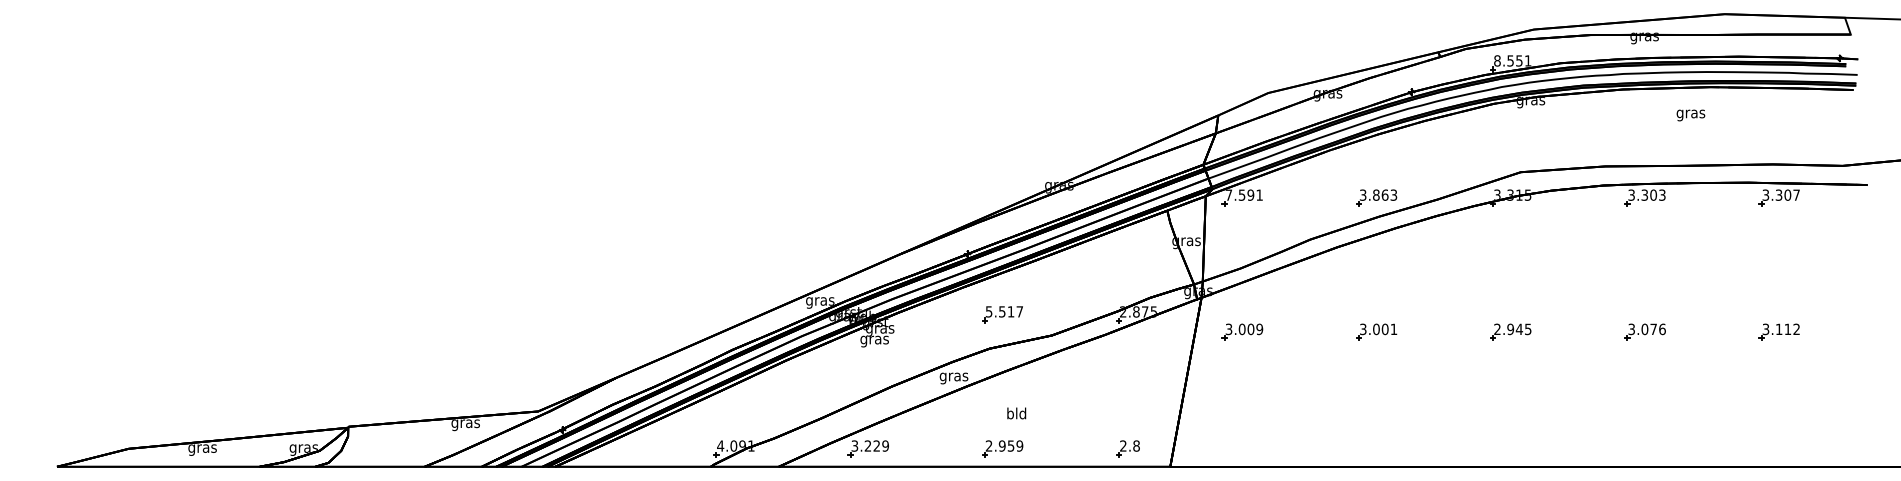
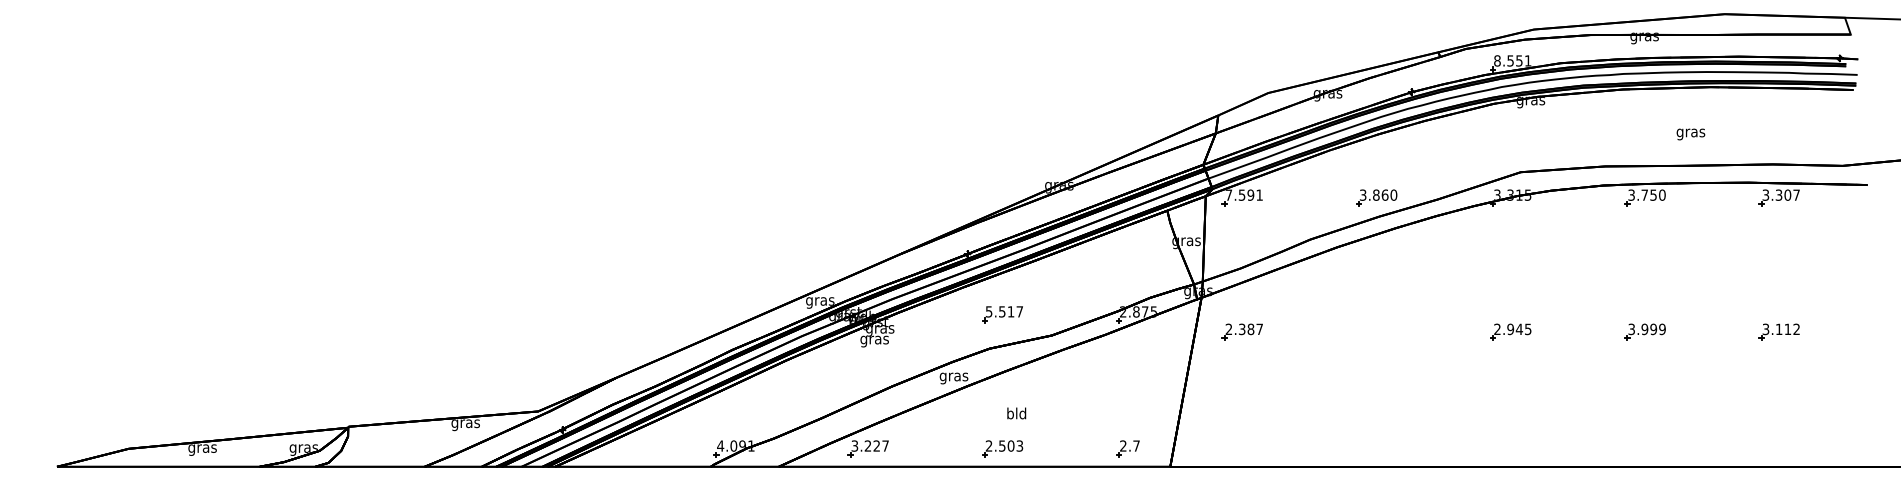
text position: (1690, 115) -> (1690, 134) (1690, 134)
text: 3.863 -> 3.860 (1393, 194)
text: 3.303 -> 3.750 (1653, 194)
text: 3.009 -> 2.387 (1244, 329)
text: 3.076 -> 3.999 (1653, 329)
part: present -> none (1376, 331)
text: 3.229 -> 3.227 (885, 445)
text: 2.959 -> 2.503 (1010, 445)
text: 2.8 -> 2.7 (1136, 445)
